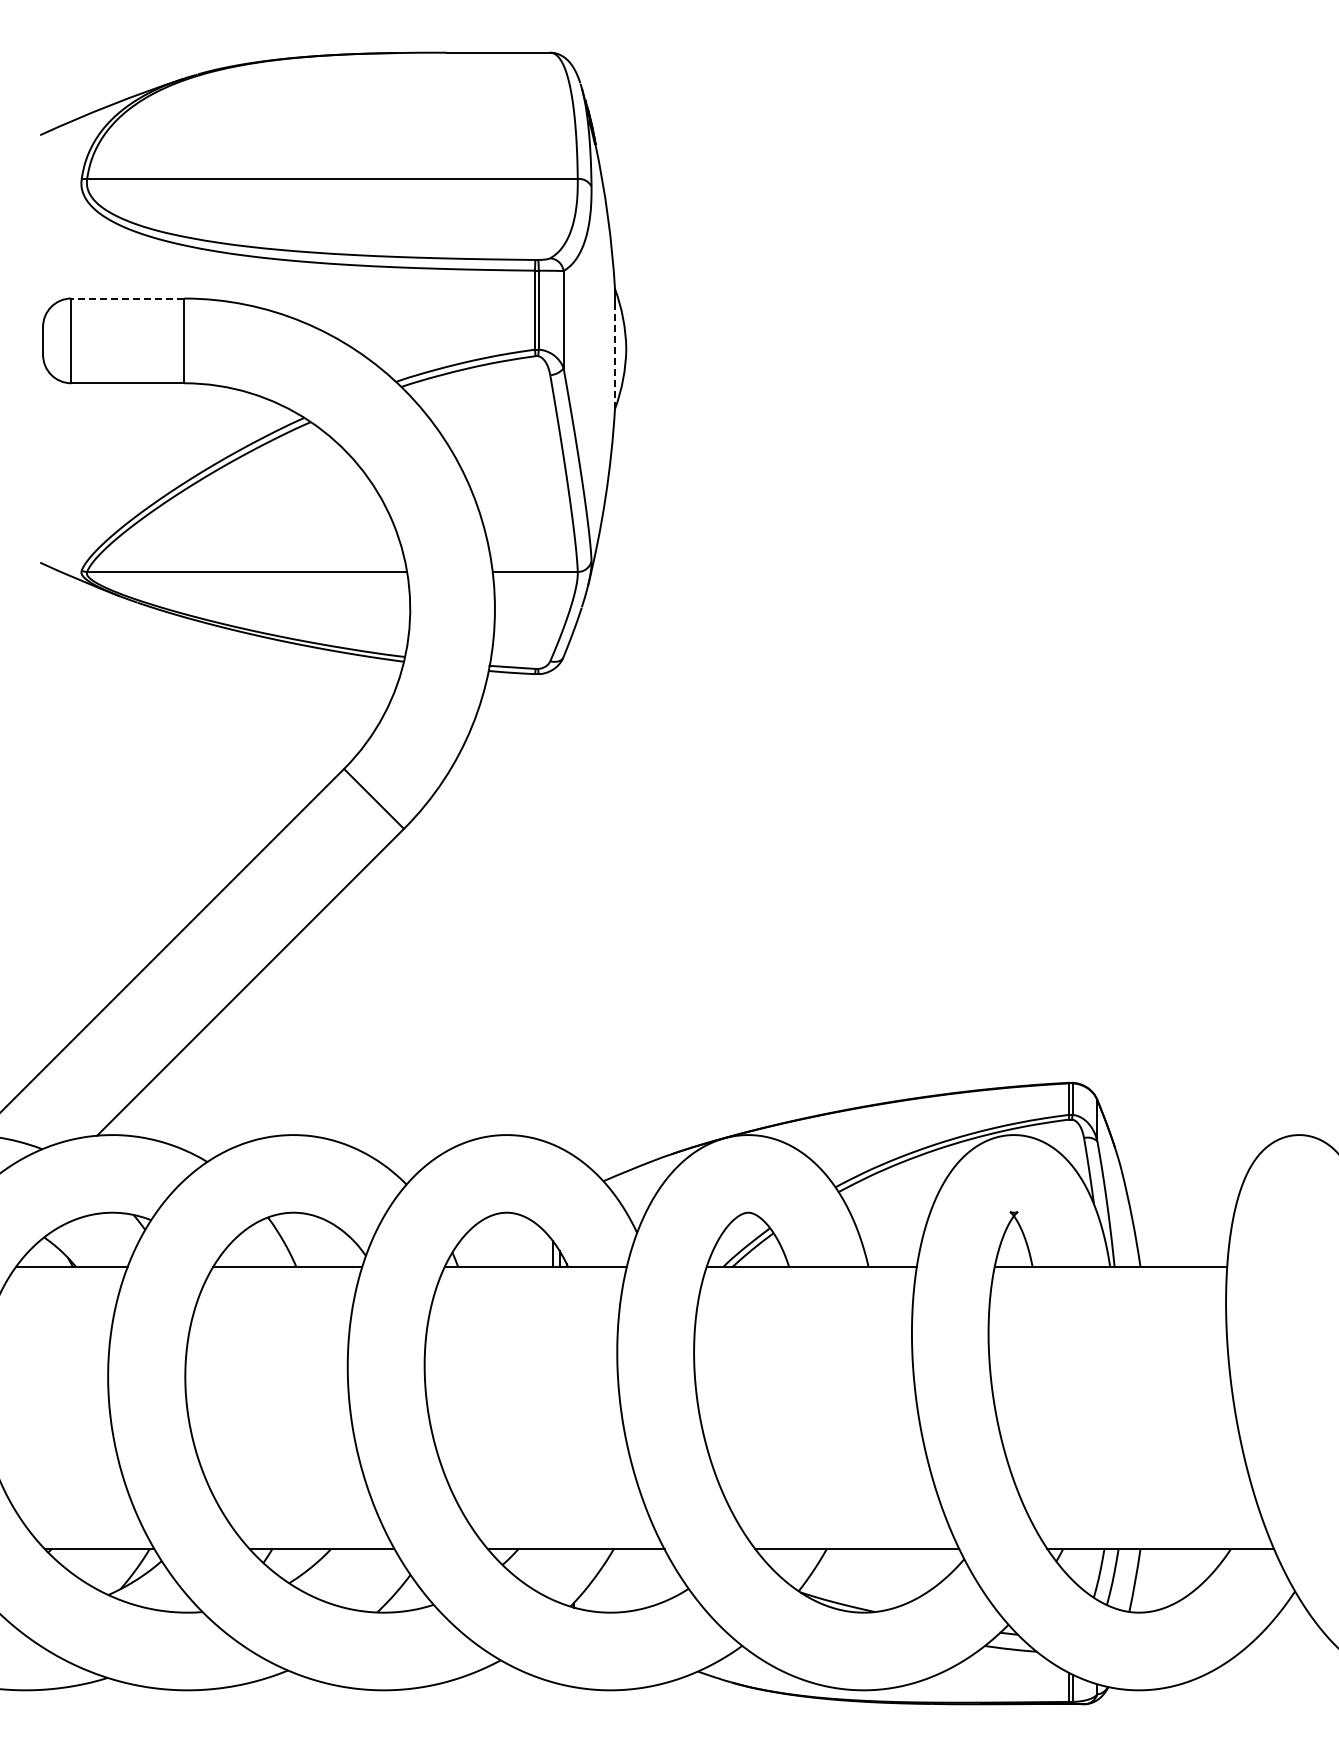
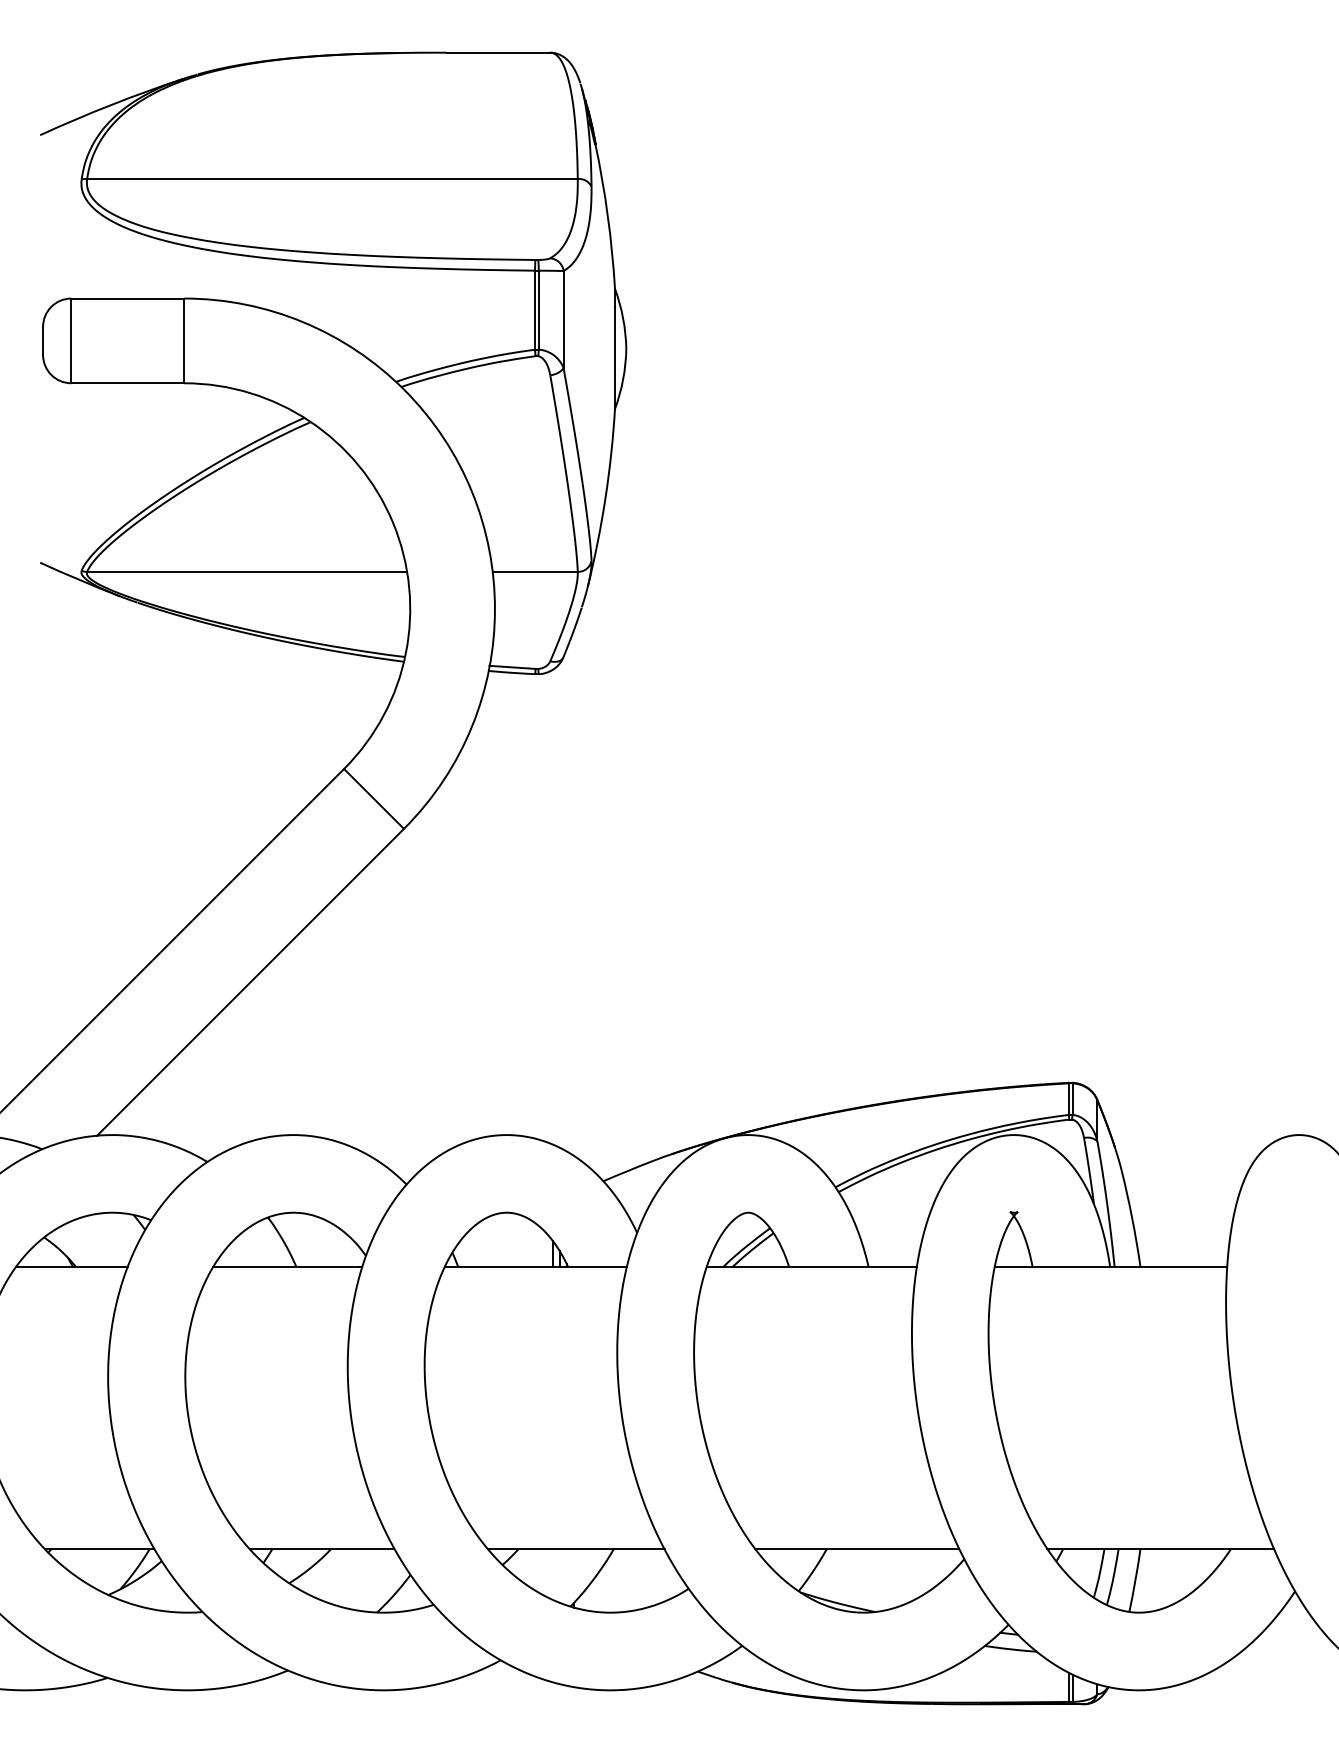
line: dashed -> solid (127, 298)
line: dashed -> solid (615, 357)
